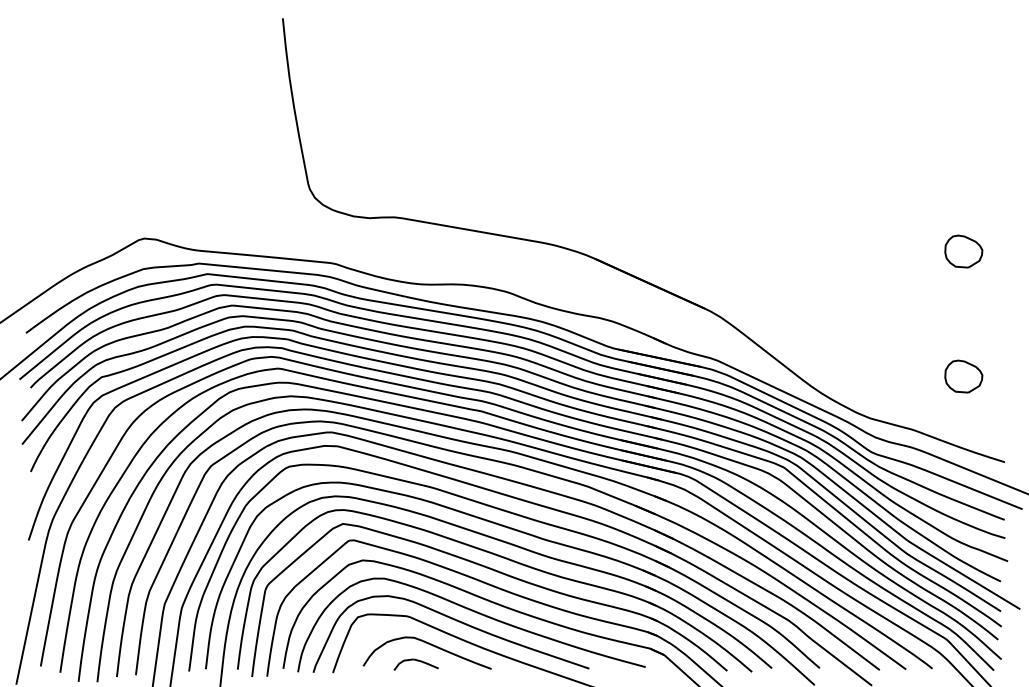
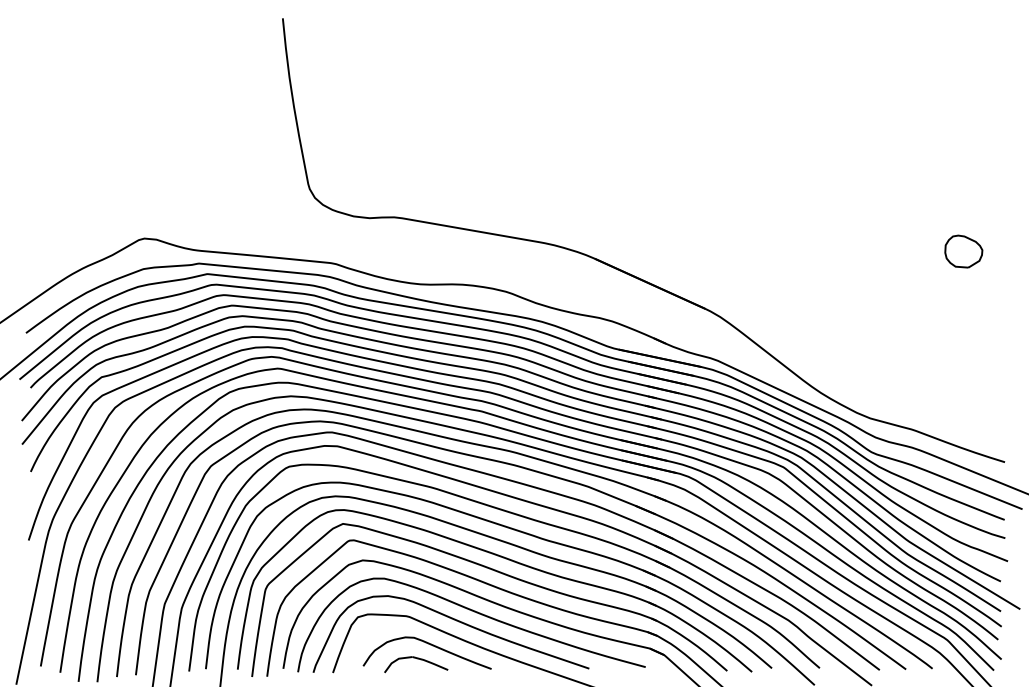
part: present -> none (963, 376)
part size: 46x13 px -> 65x18 px (416, 664)
